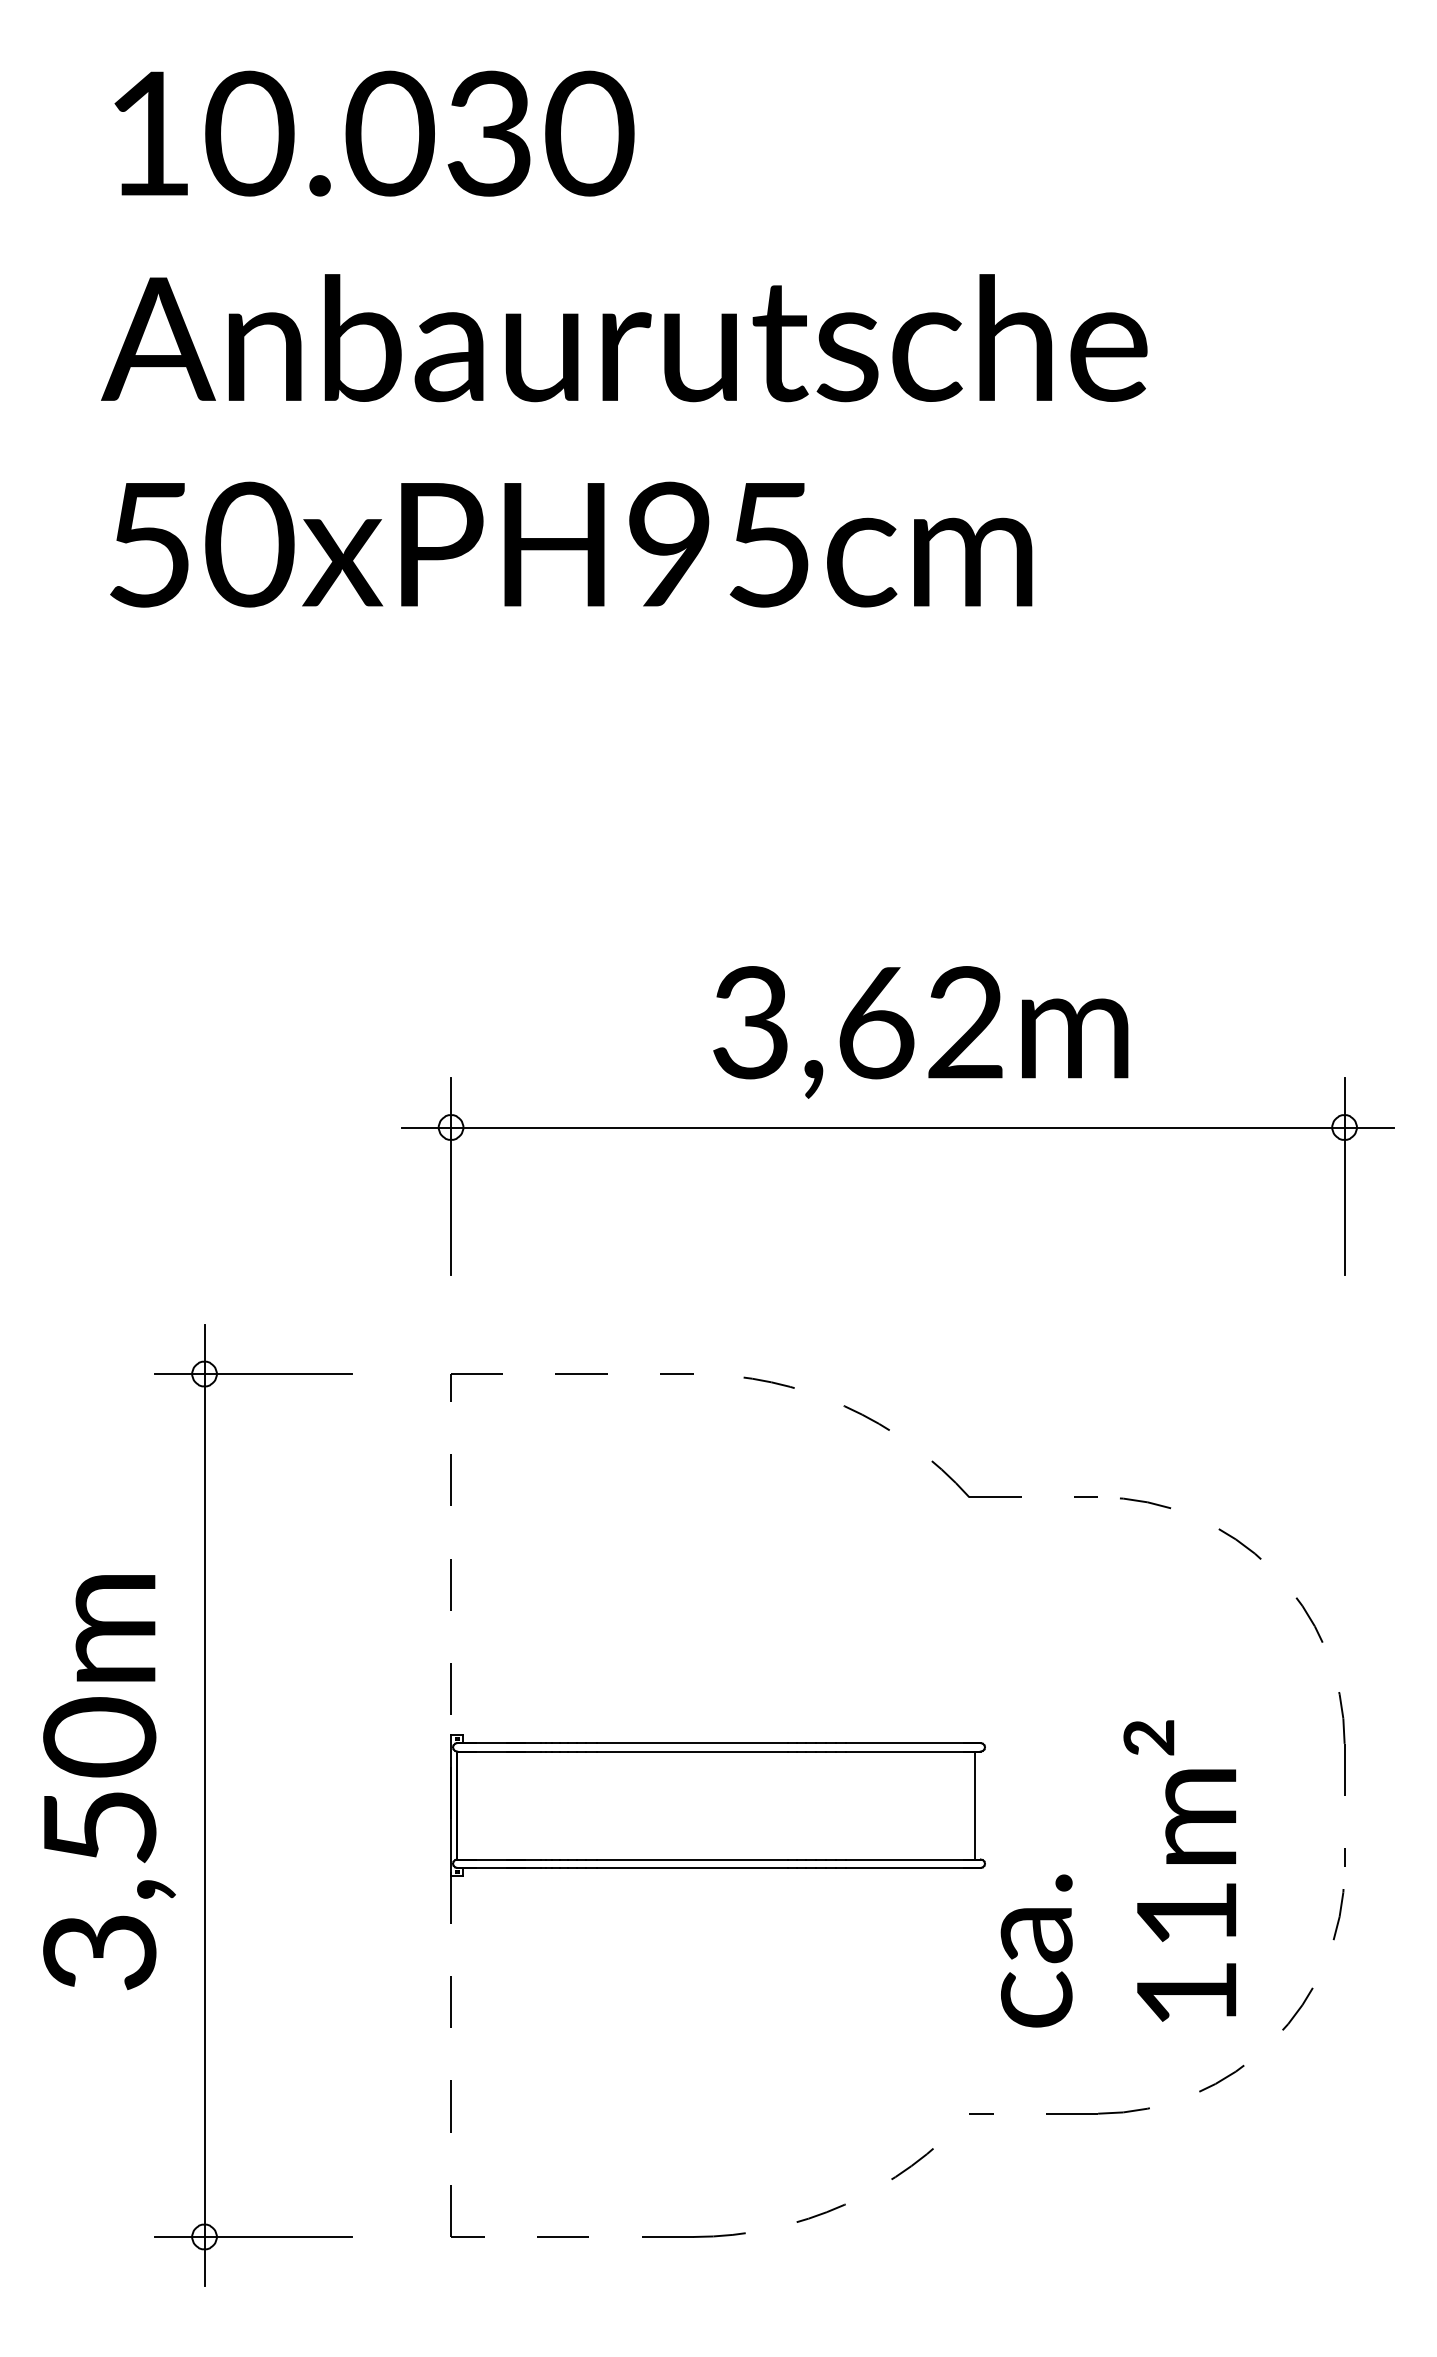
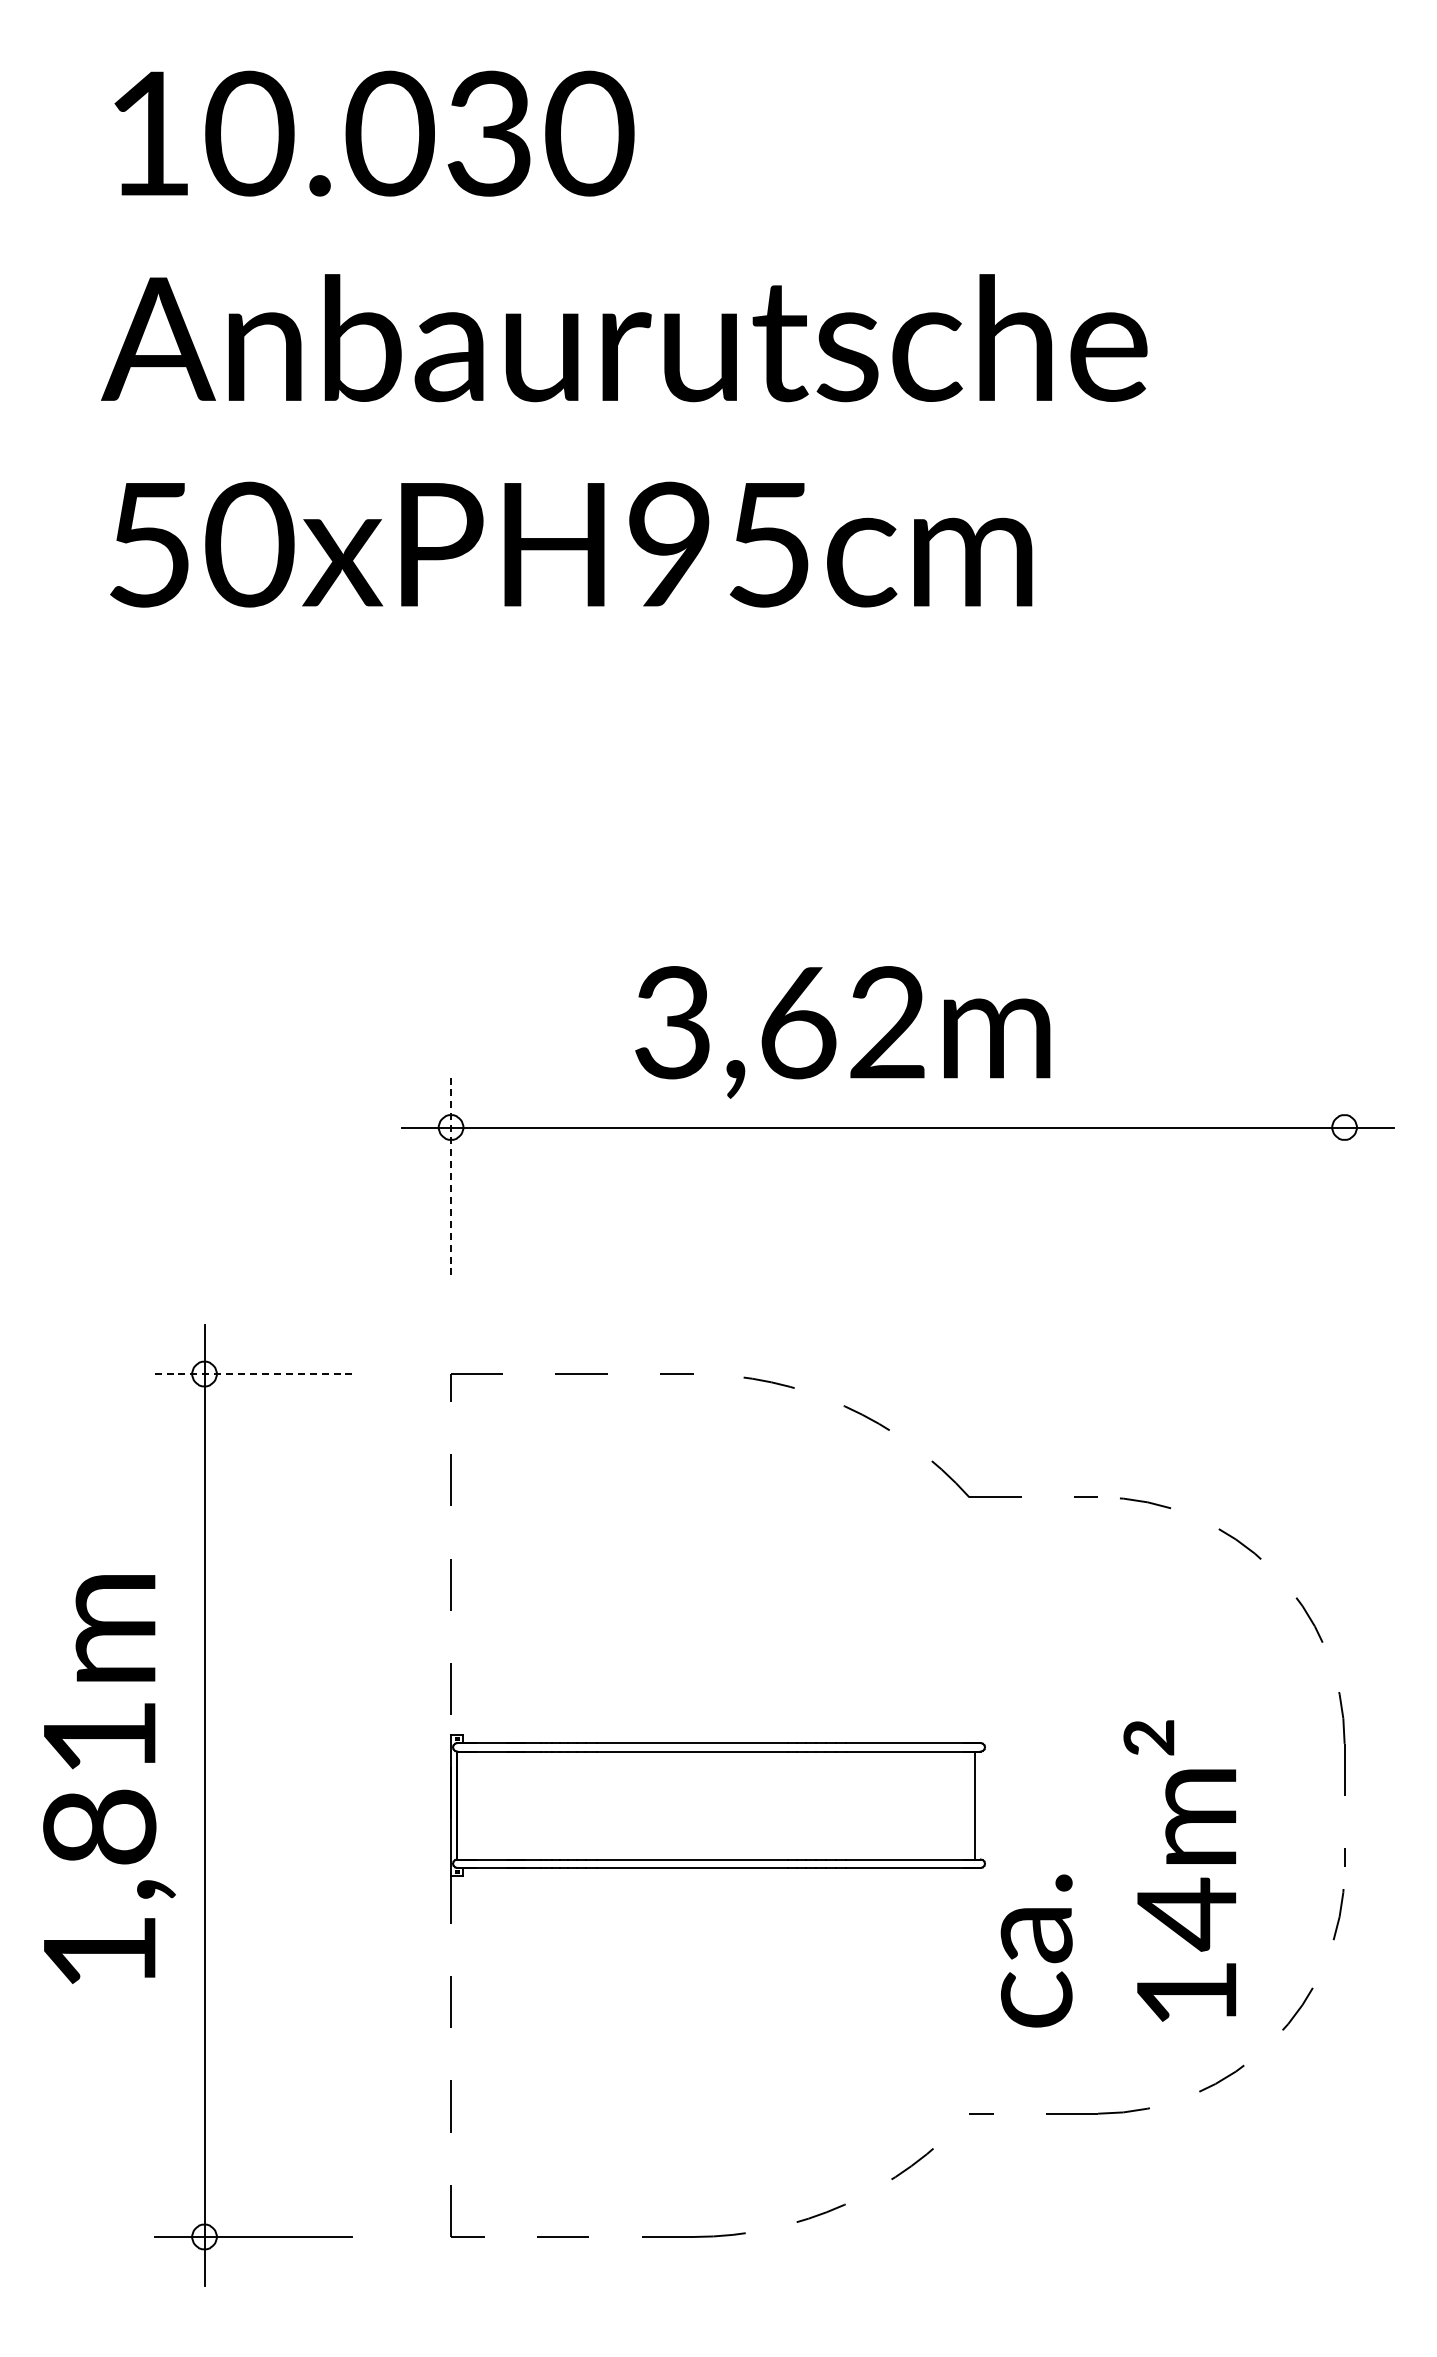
text position: (920, 1032) -> (842, 1032) (842, 1032)
line: solid -> dashed (451, 1176)
line: present -> none (1344, 1176)
line: solid -> dashed (253, 1374)
text: 3,50m -> 1,81m (99, 1843)
text: 11m² -> 14m² (1186, 1914)
